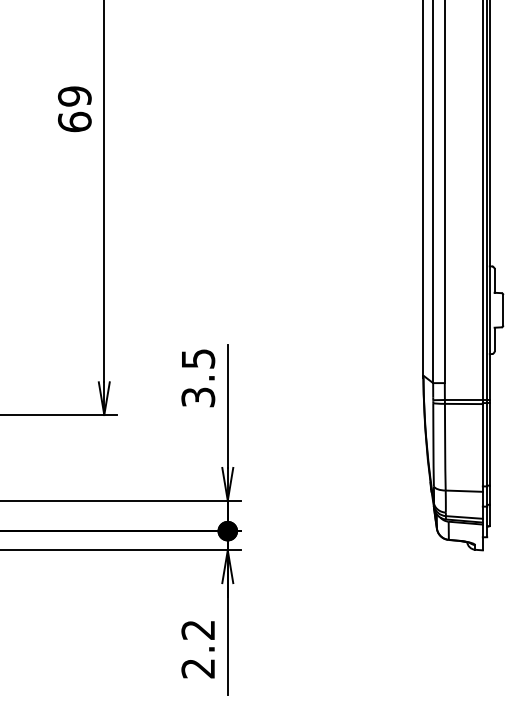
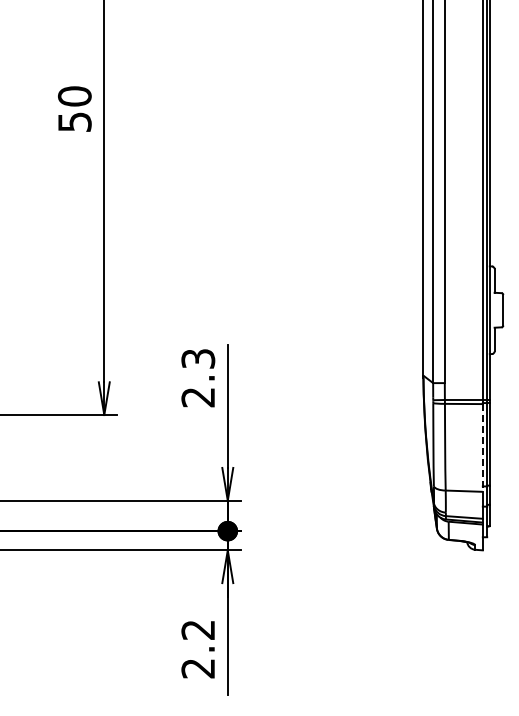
text: 69 -> 50 (74, 109)
text: 3.5 -> 2.3 (198, 378)
line: solid -> dashed (482, 447)
